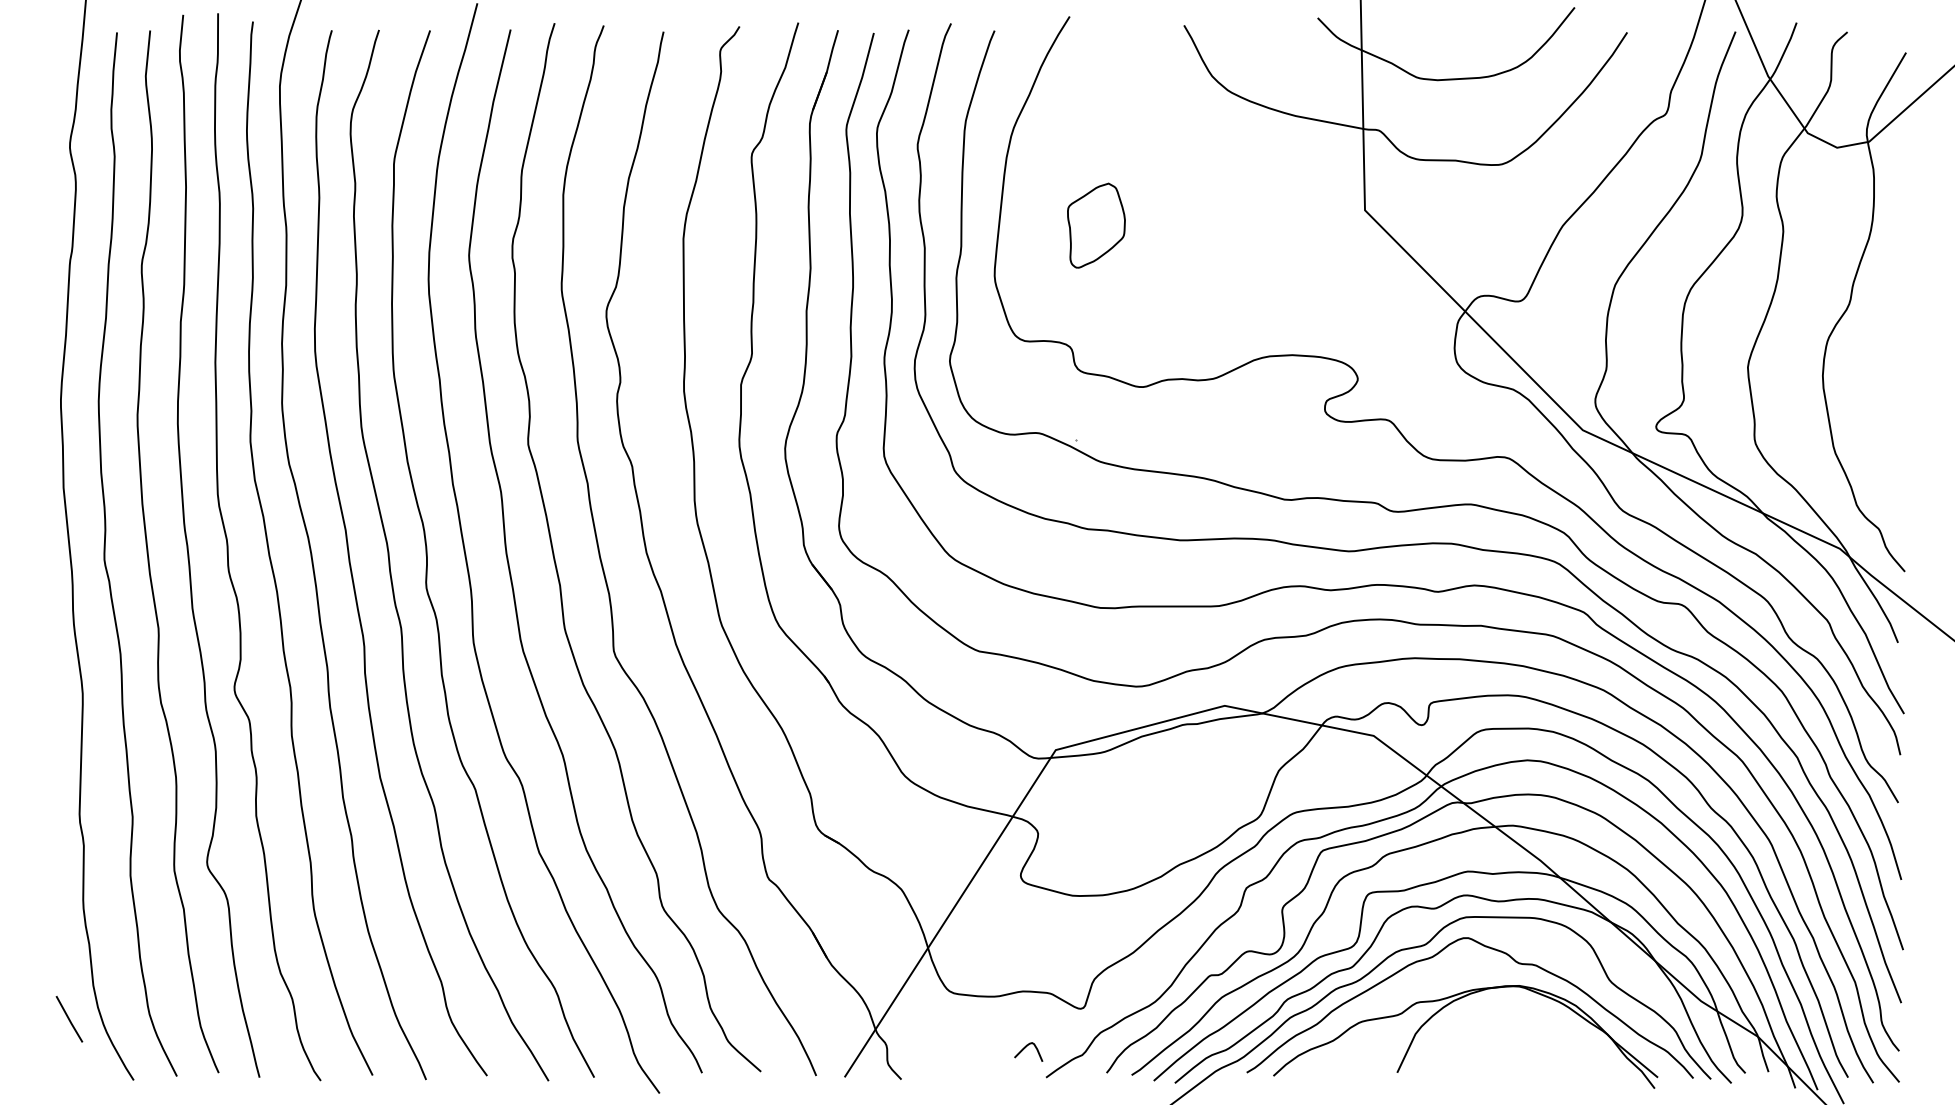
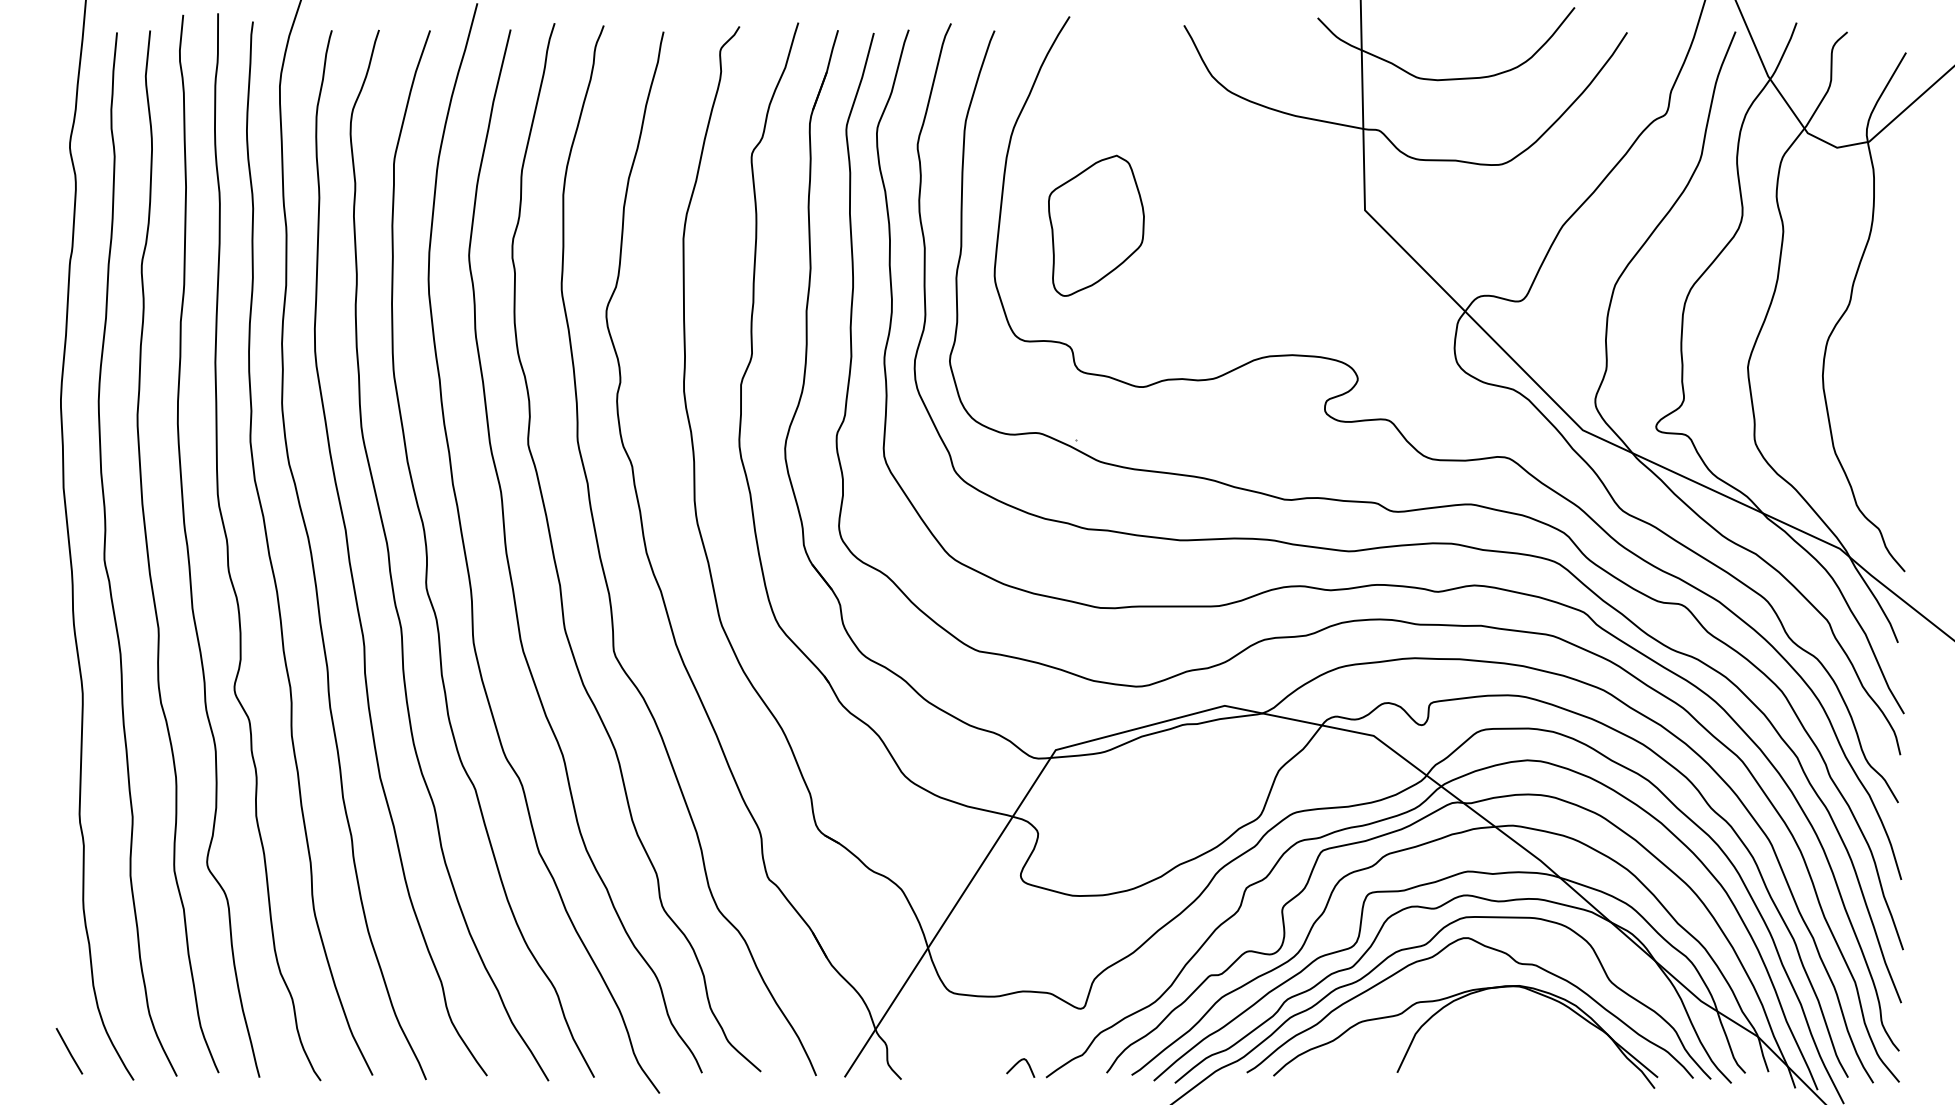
part size: 59x87 px -> 97x143 px (1096, 225)
line position: (69, 1019) -> (69, 1051) (69, 1051)
curve position: (1025, 1048) -> (1017, 1064) (1017, 1064)
